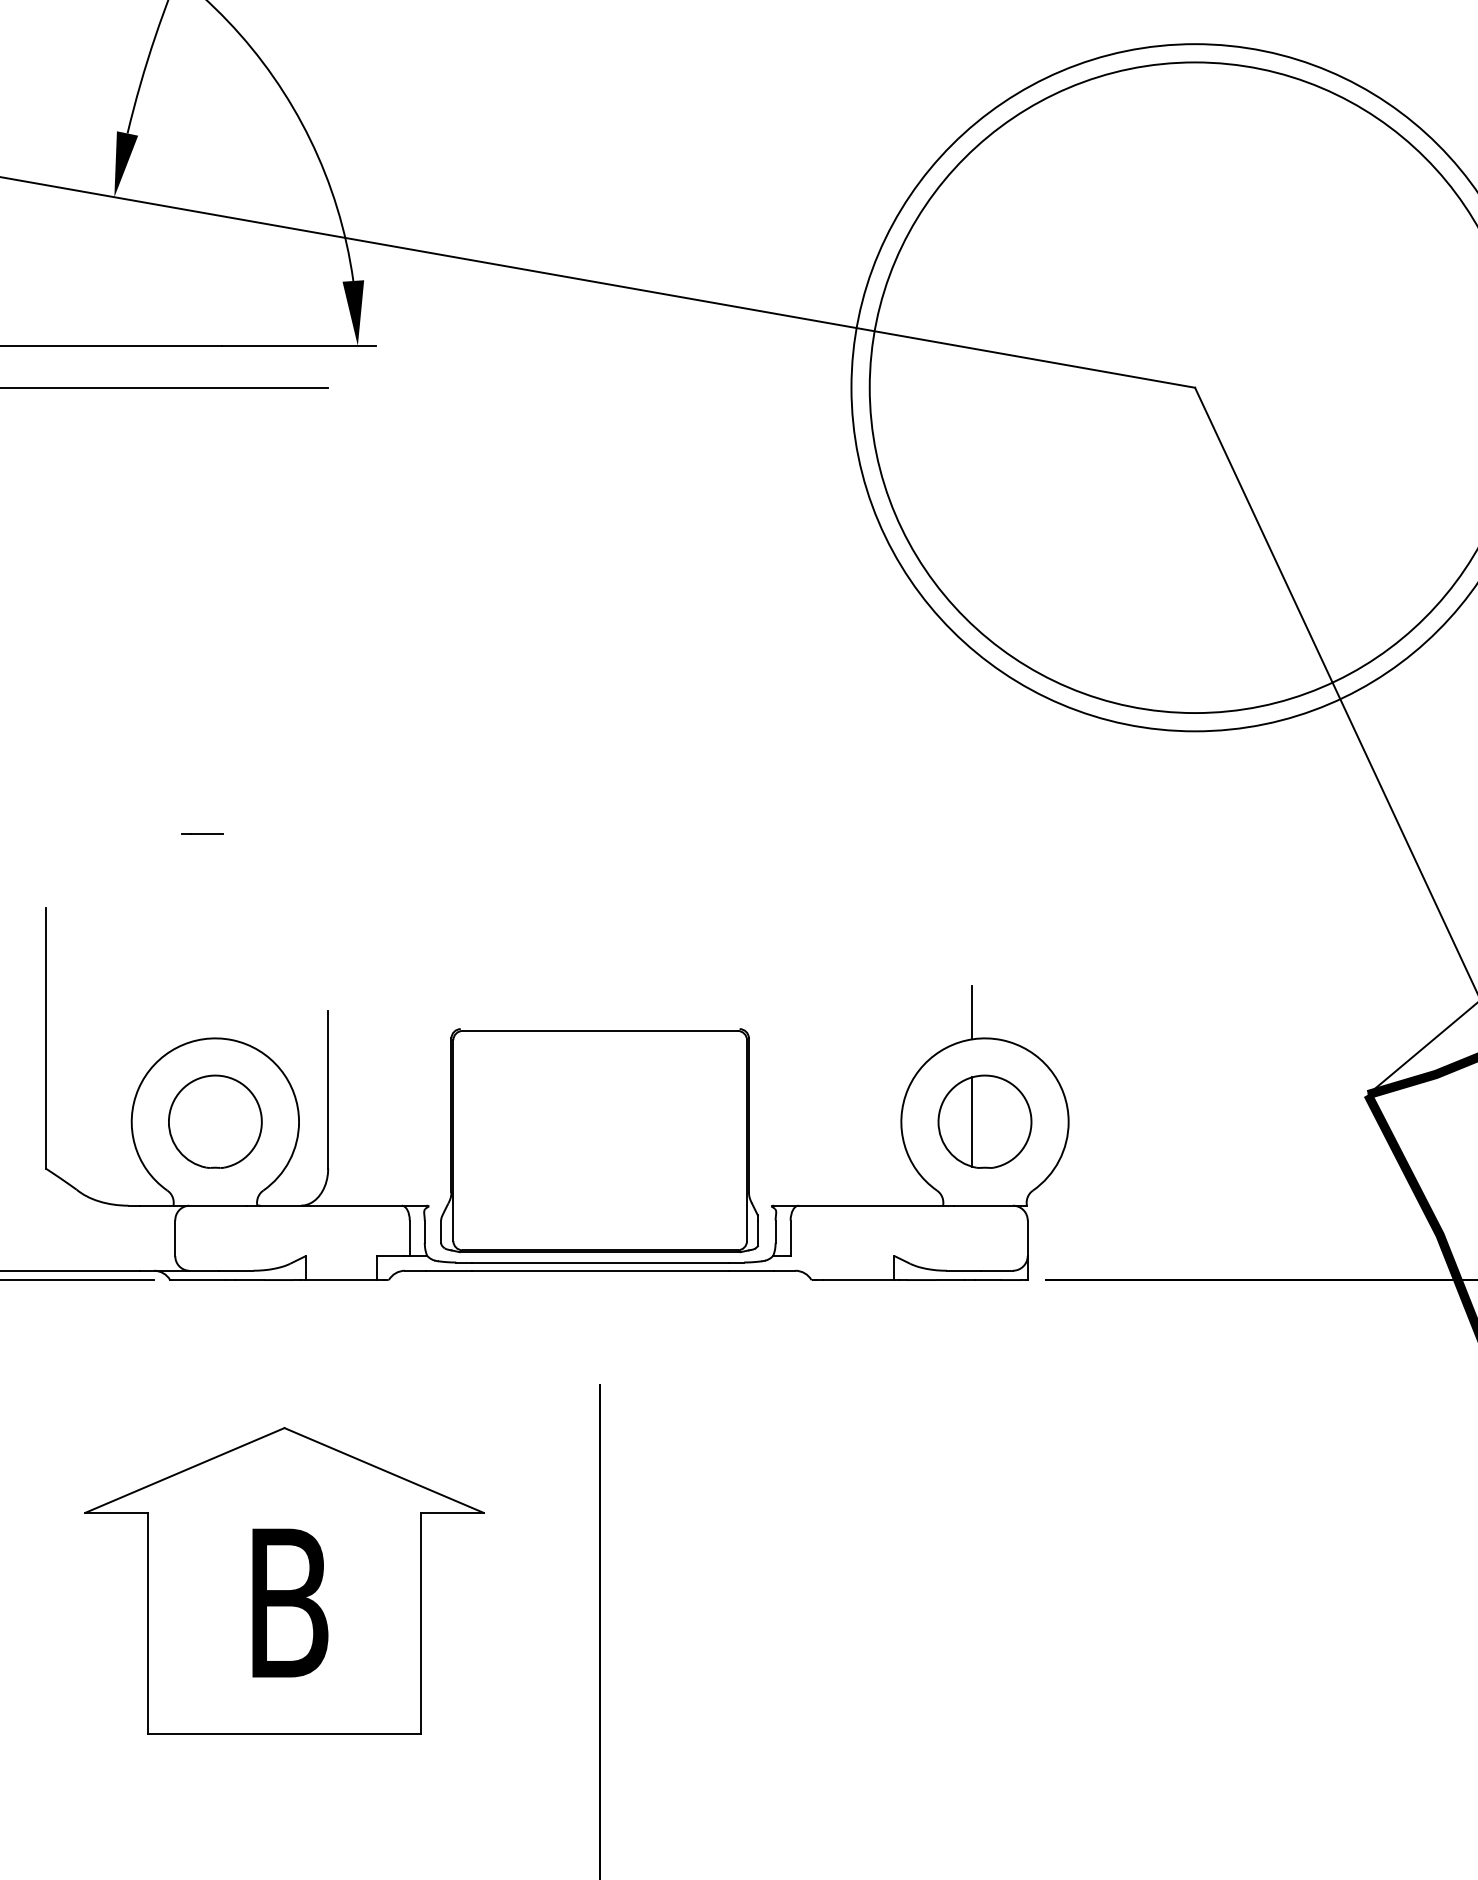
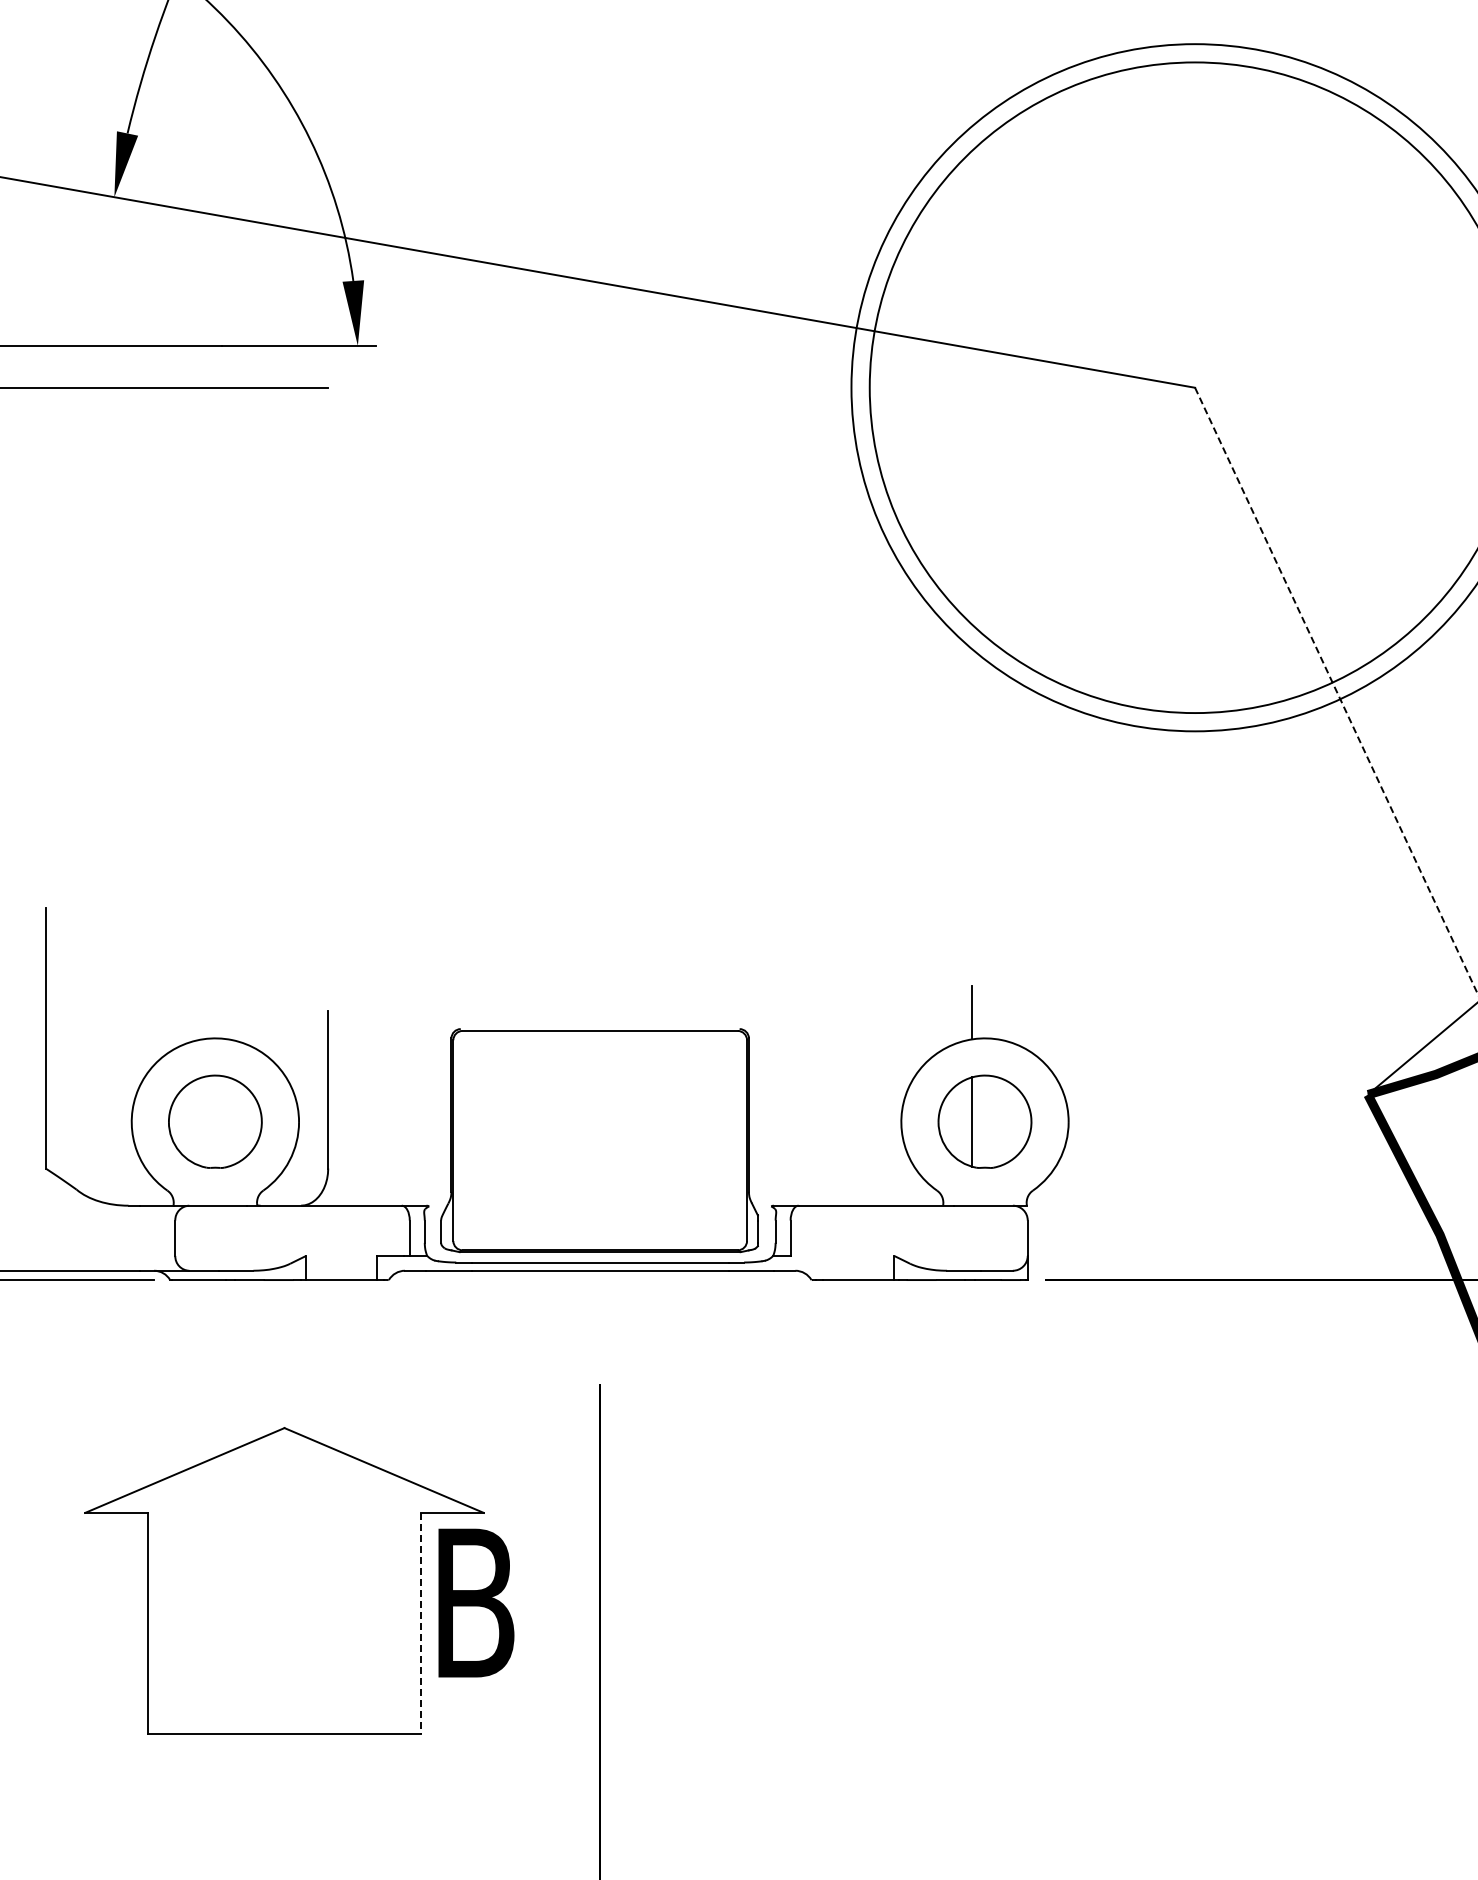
line: solid -> dashed (1336, 691)
line: present -> none (202, 833)
text position: (290, 1602) -> (476, 1602) (476, 1602)
line: solid -> dashed (421, 1623)
